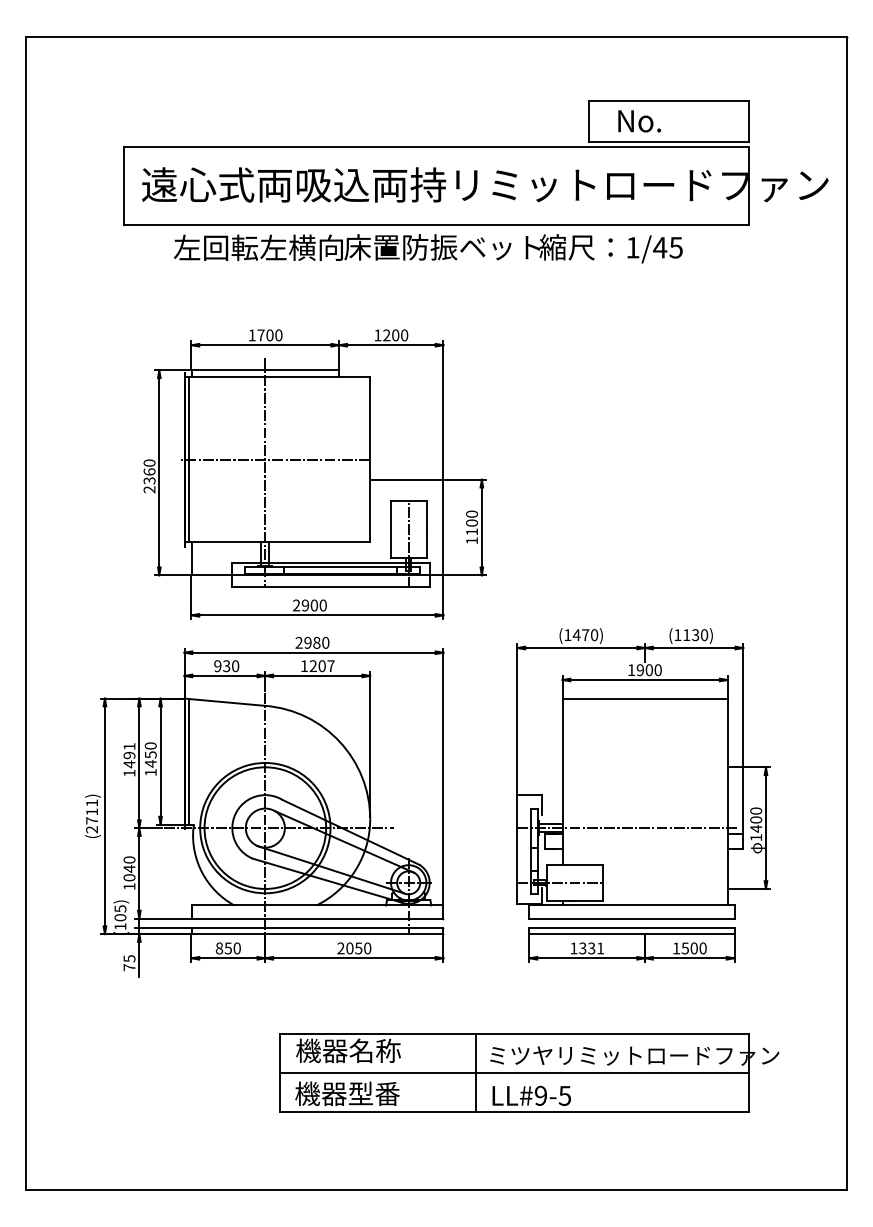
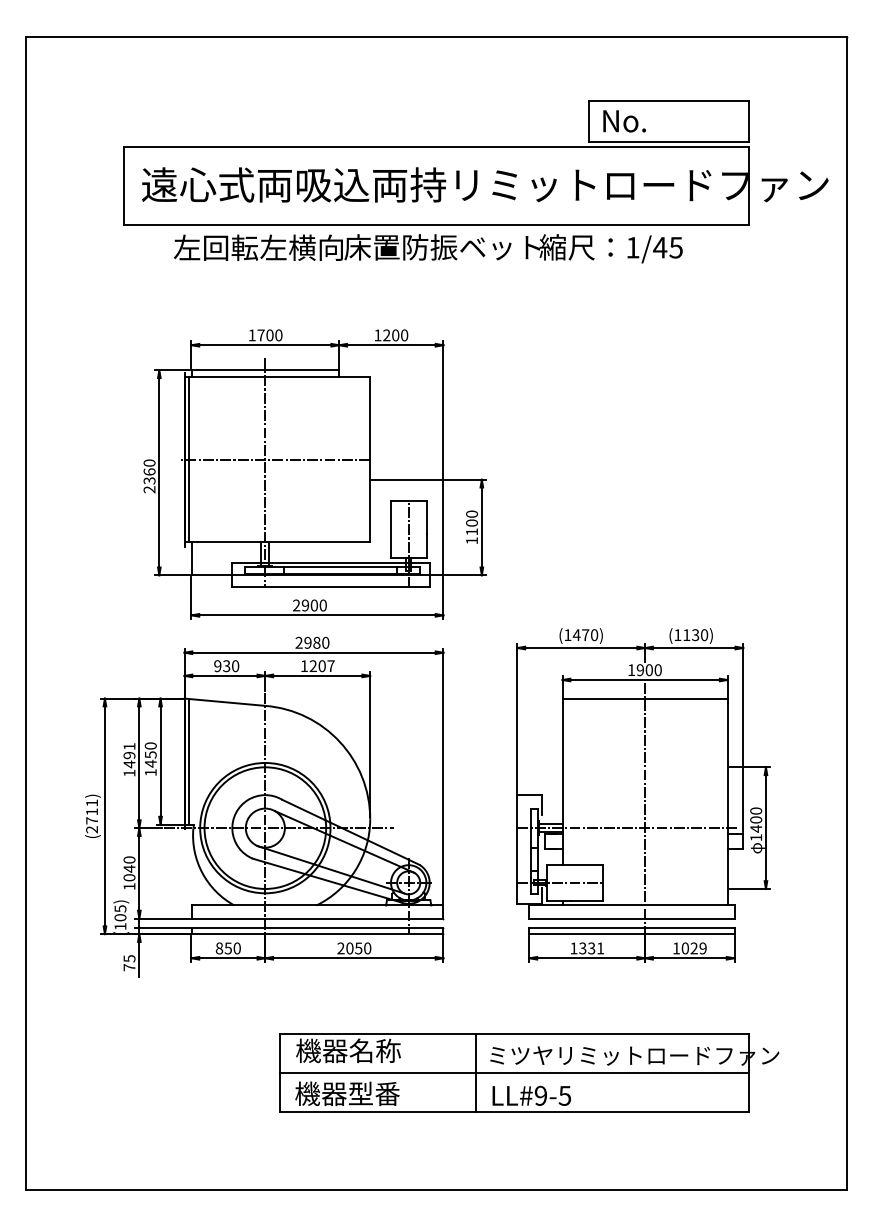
text position: (639, 121) -> (624, 121) (624, 121)
line: none -> present (645, 808)
text: 1500 -> 1029 (693, 948)
